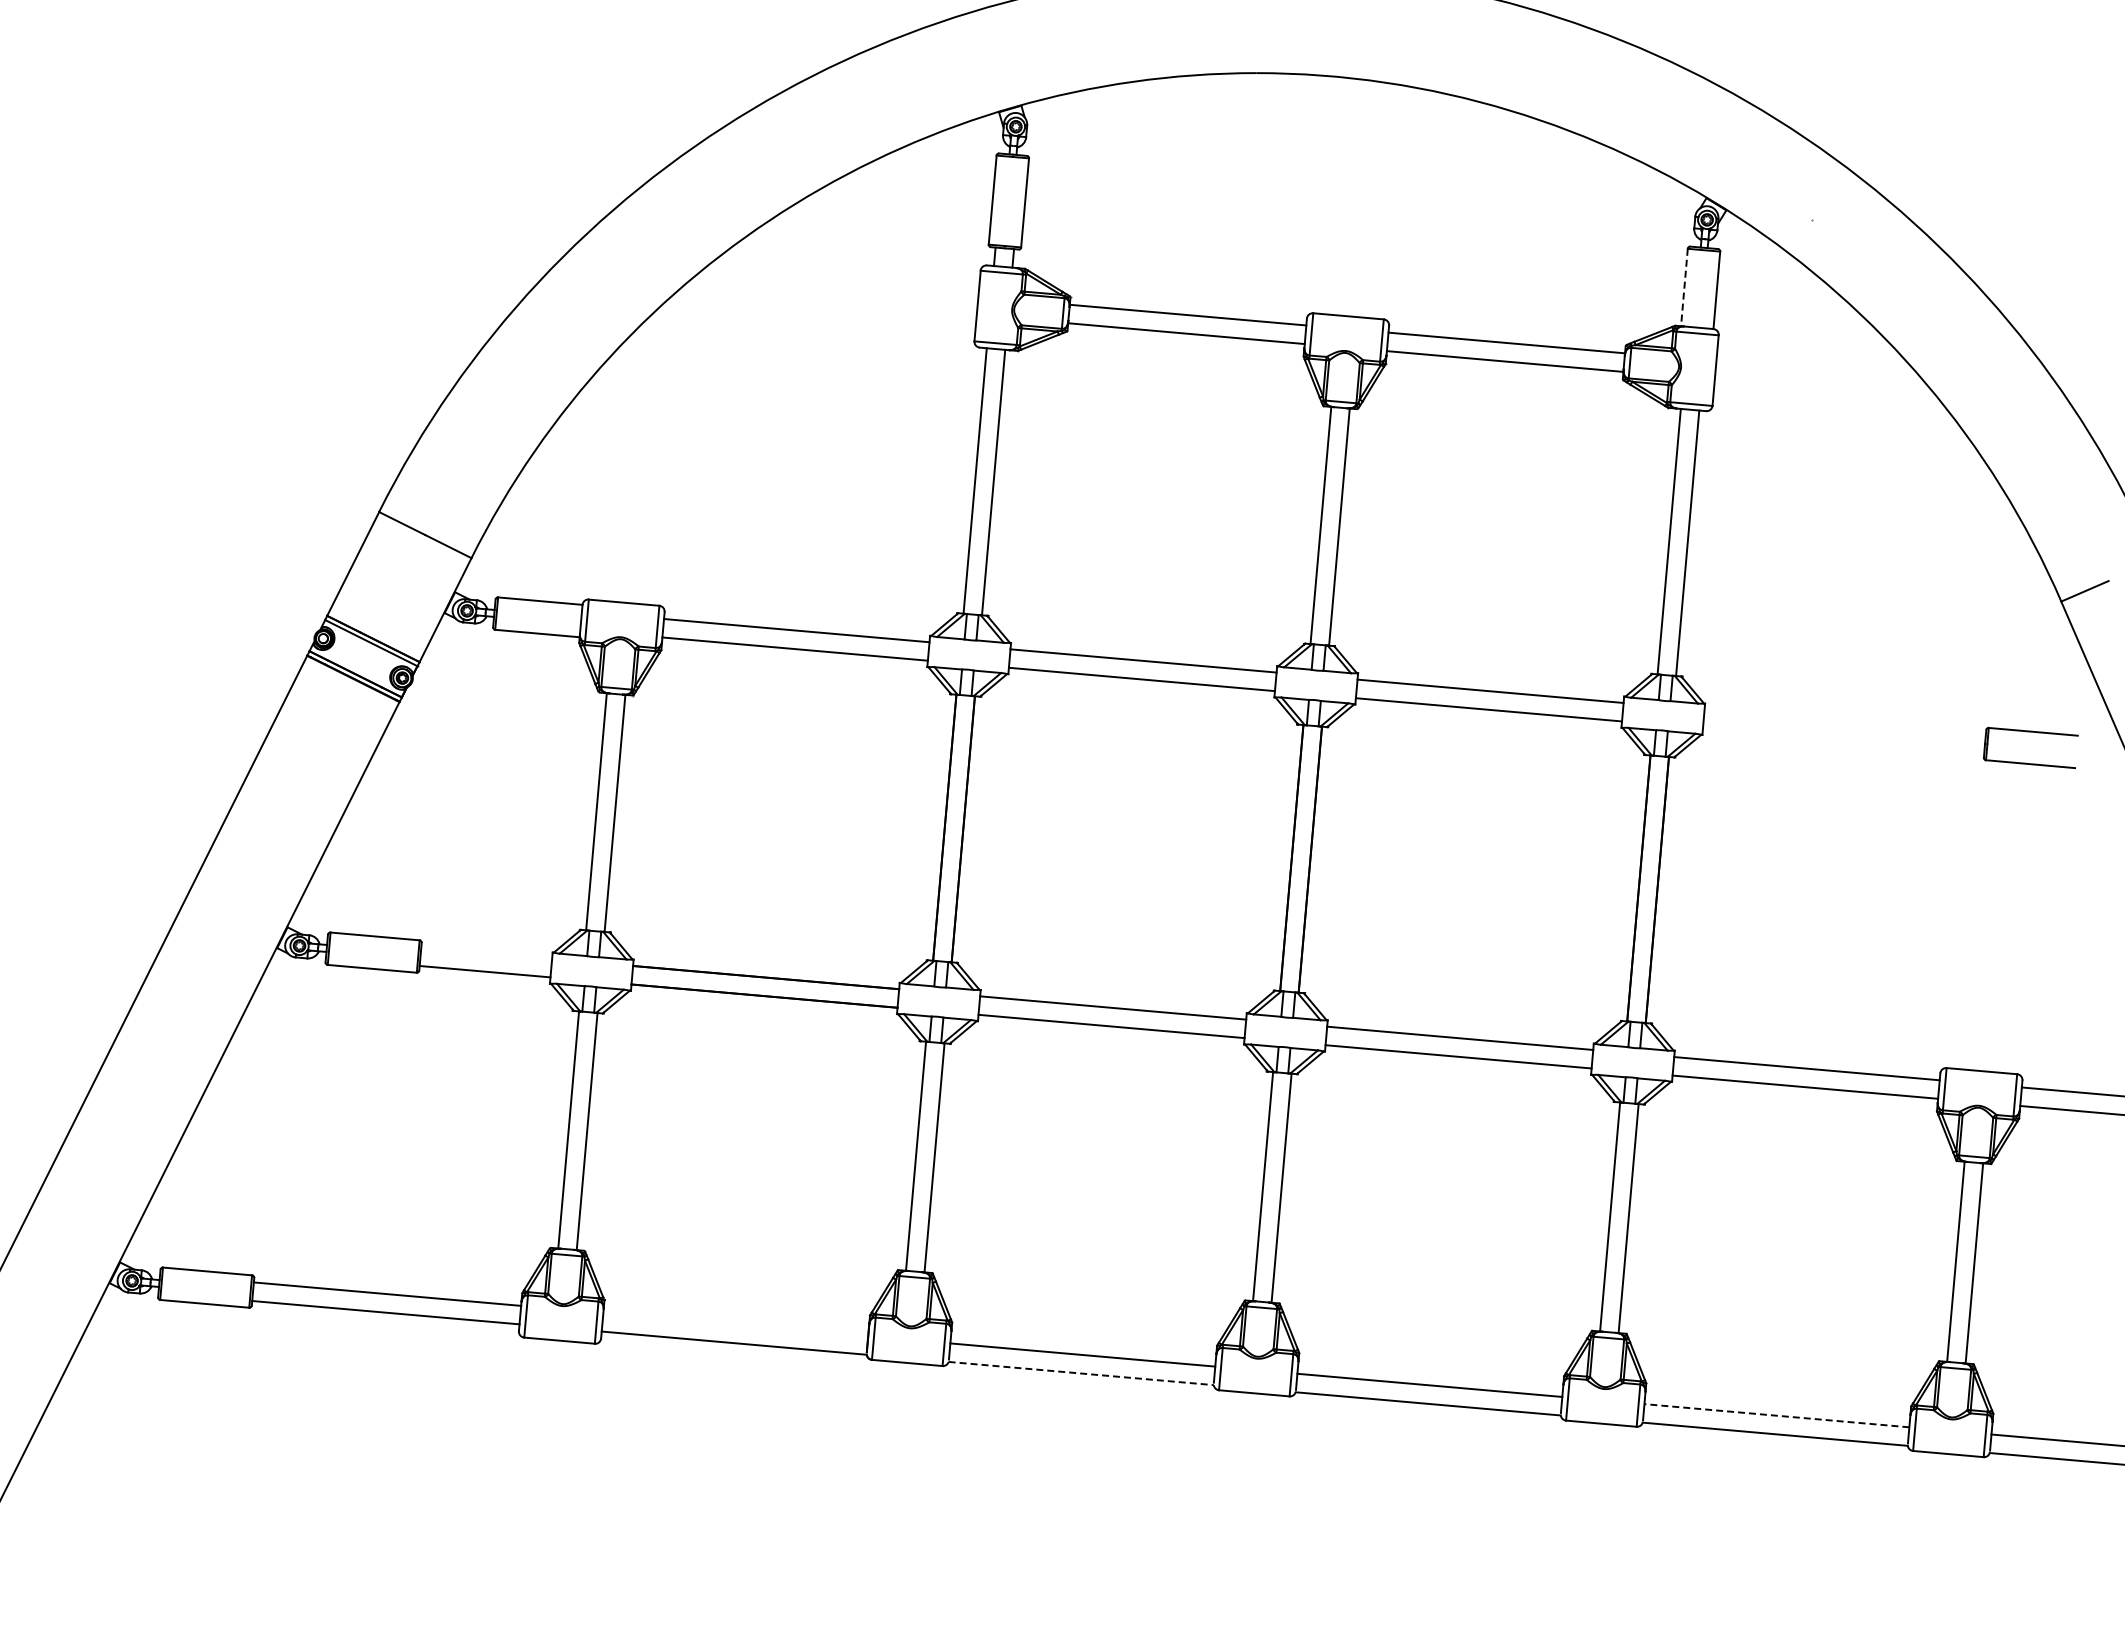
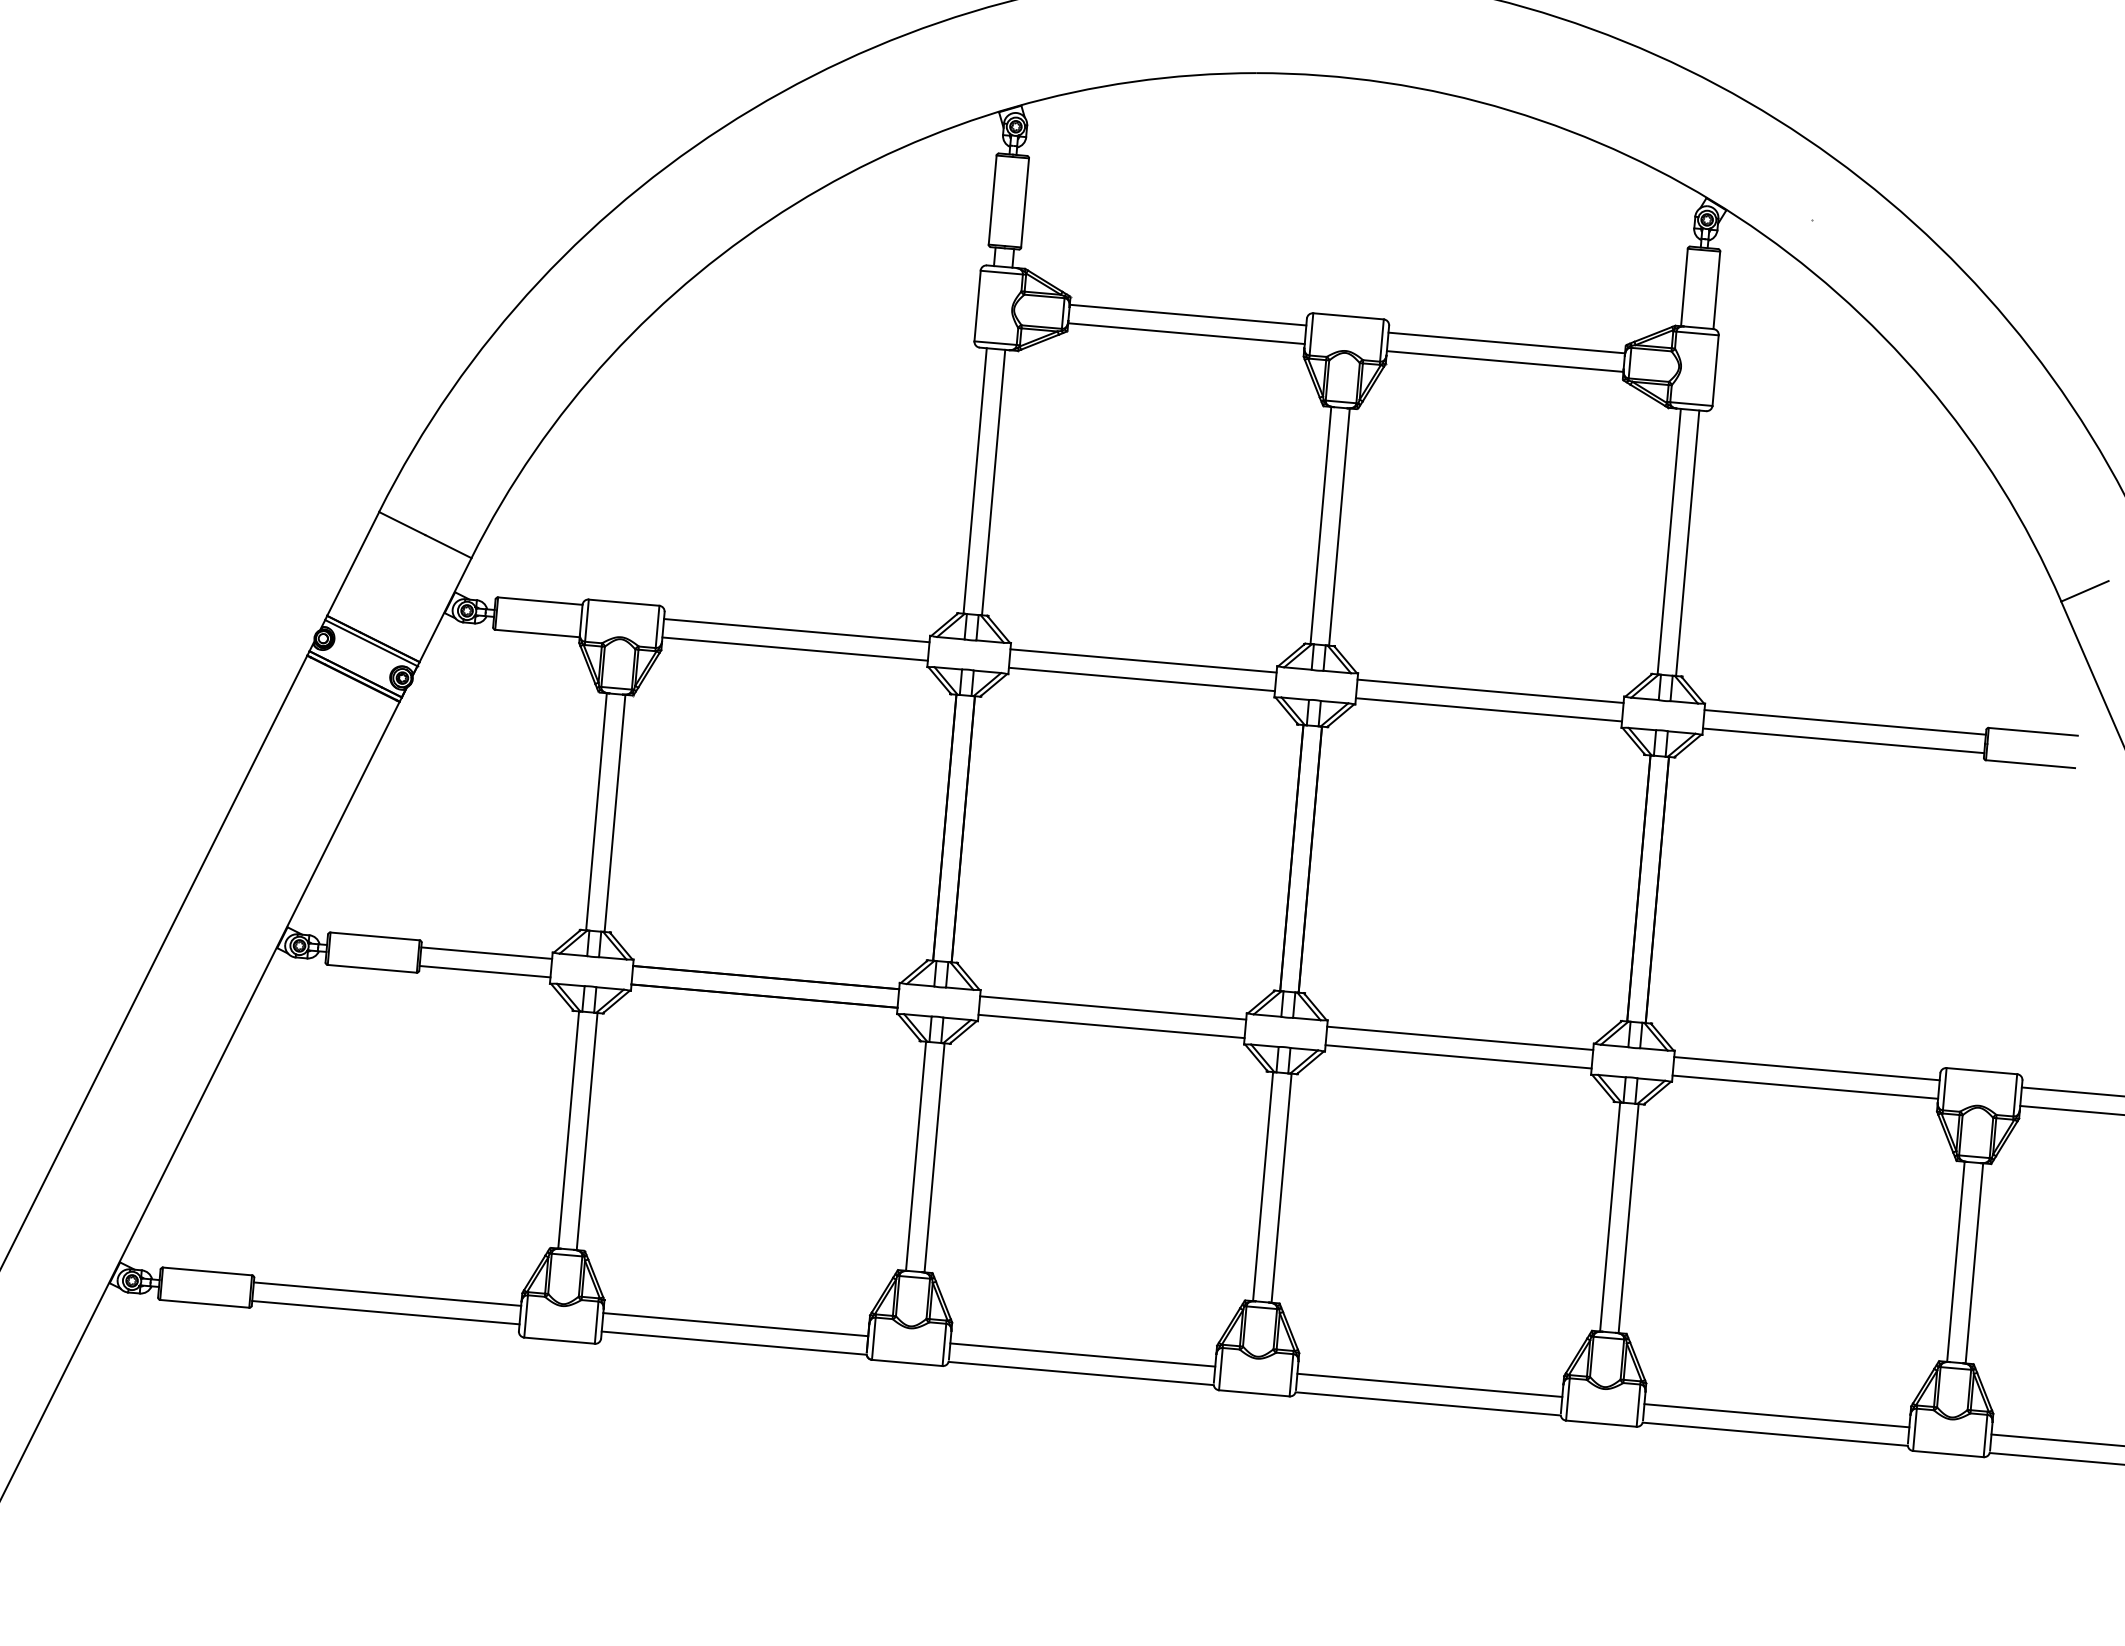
line: dashed -> solid (1684, 287)
line: none -> present (1844, 722)
line: none -> present (1843, 740)
line: none -> present (486, 952)
line: none -> present (735, 1324)
line: dashed -> solid (1081, 1373)
line: dashed -> solid (1776, 1415)
